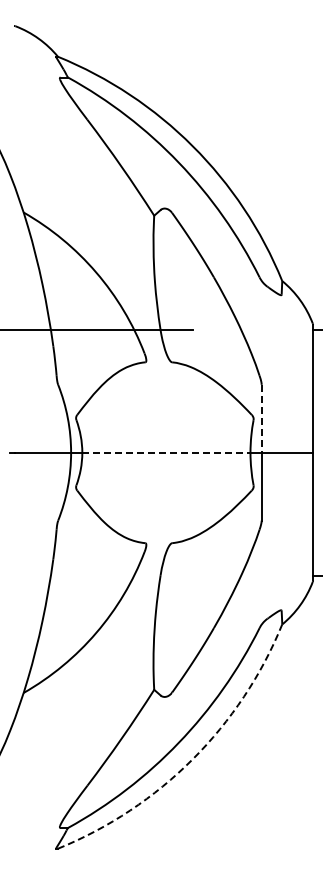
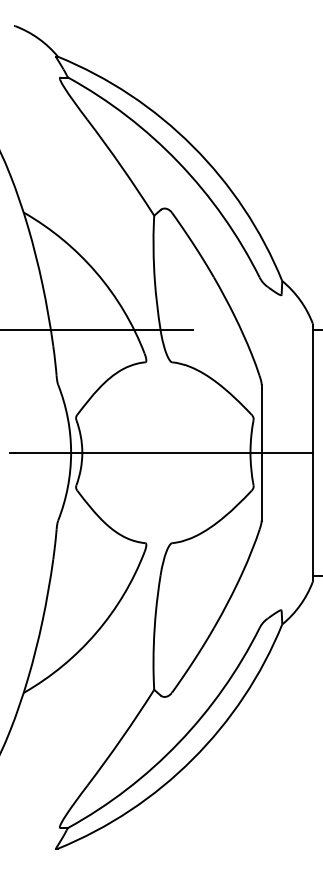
line: dashed -> solid (261, 418)
line: dashed -> solid (166, 452)
arc: dashed -> solid (192, 759)
